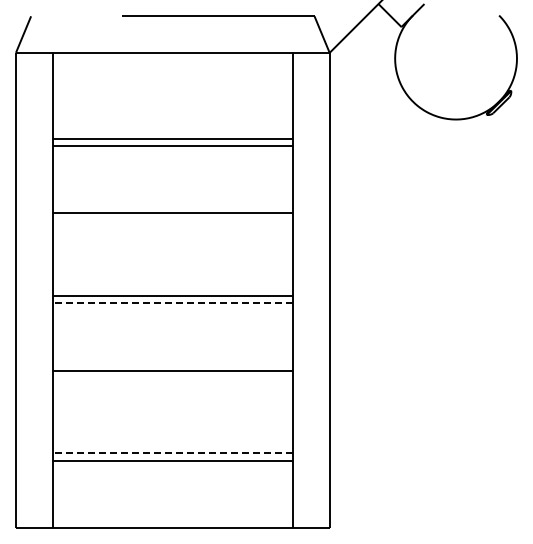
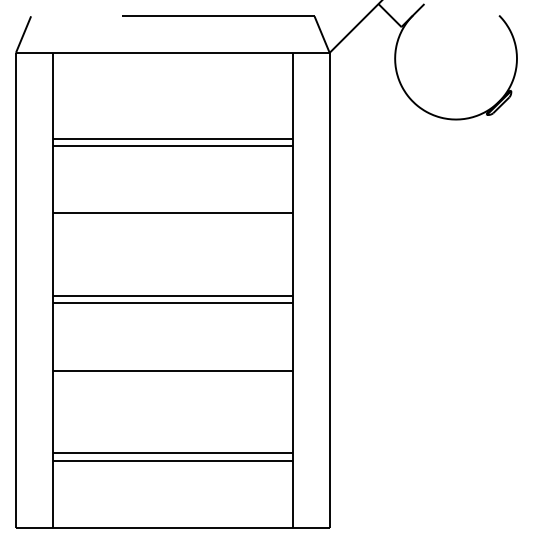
line: dashed -> solid (172, 303)
line: dashed -> solid (172, 452)
